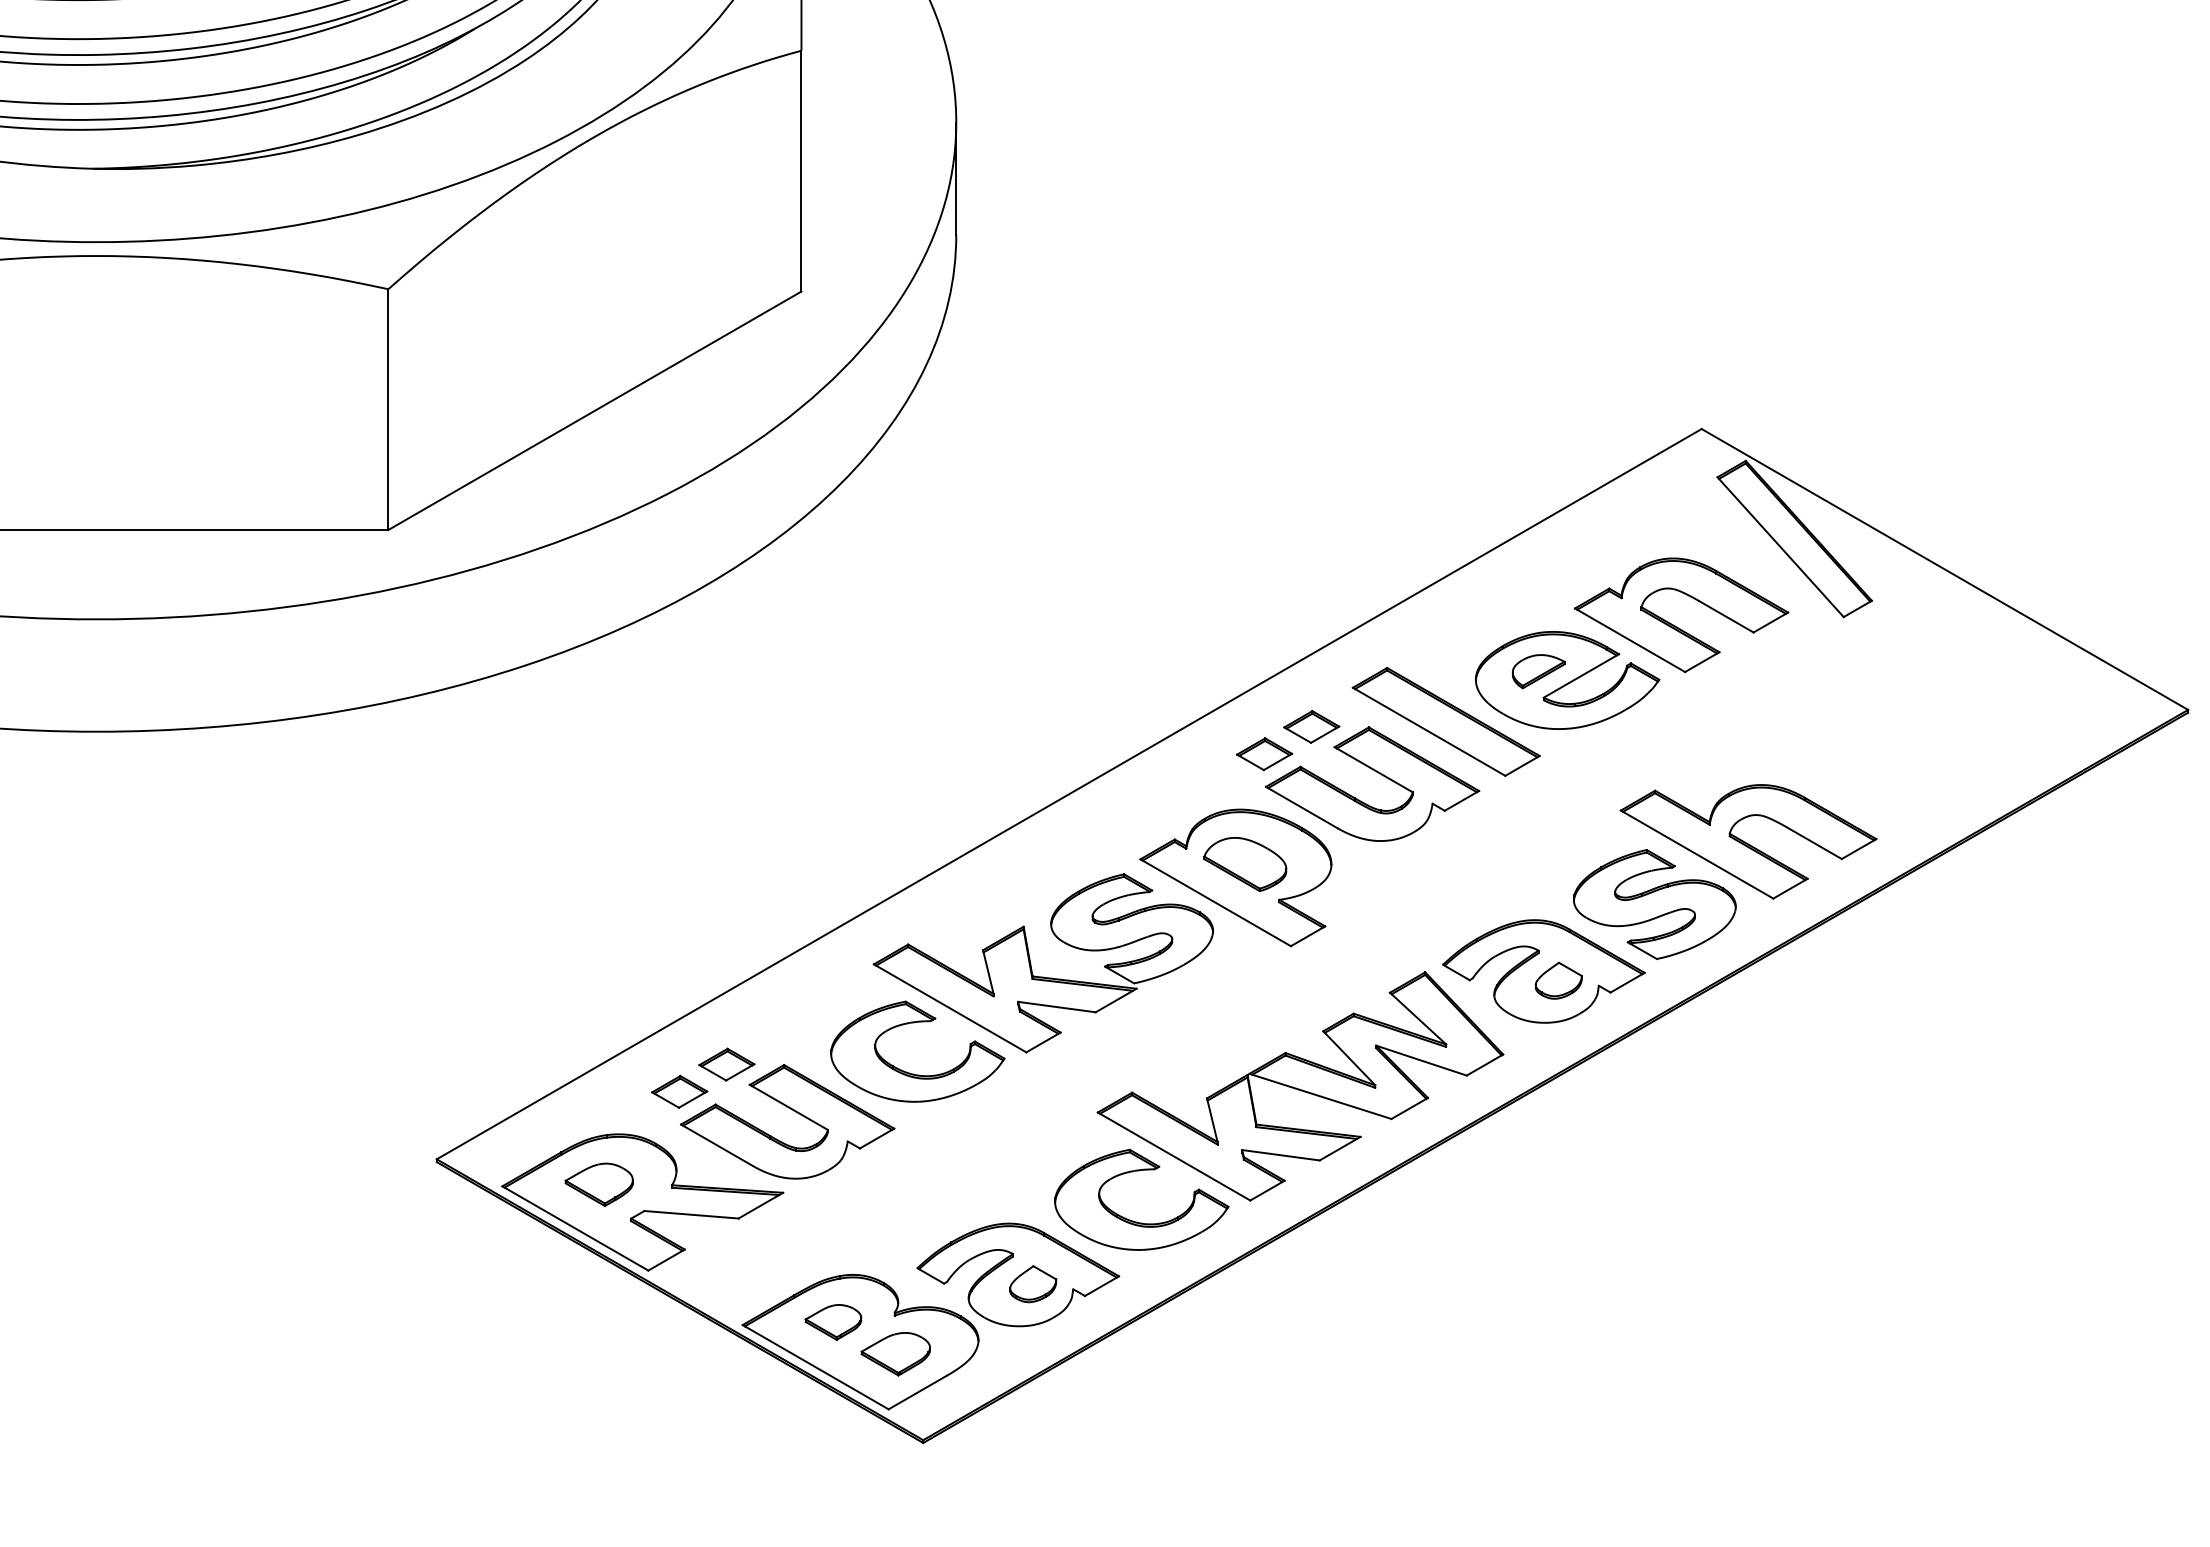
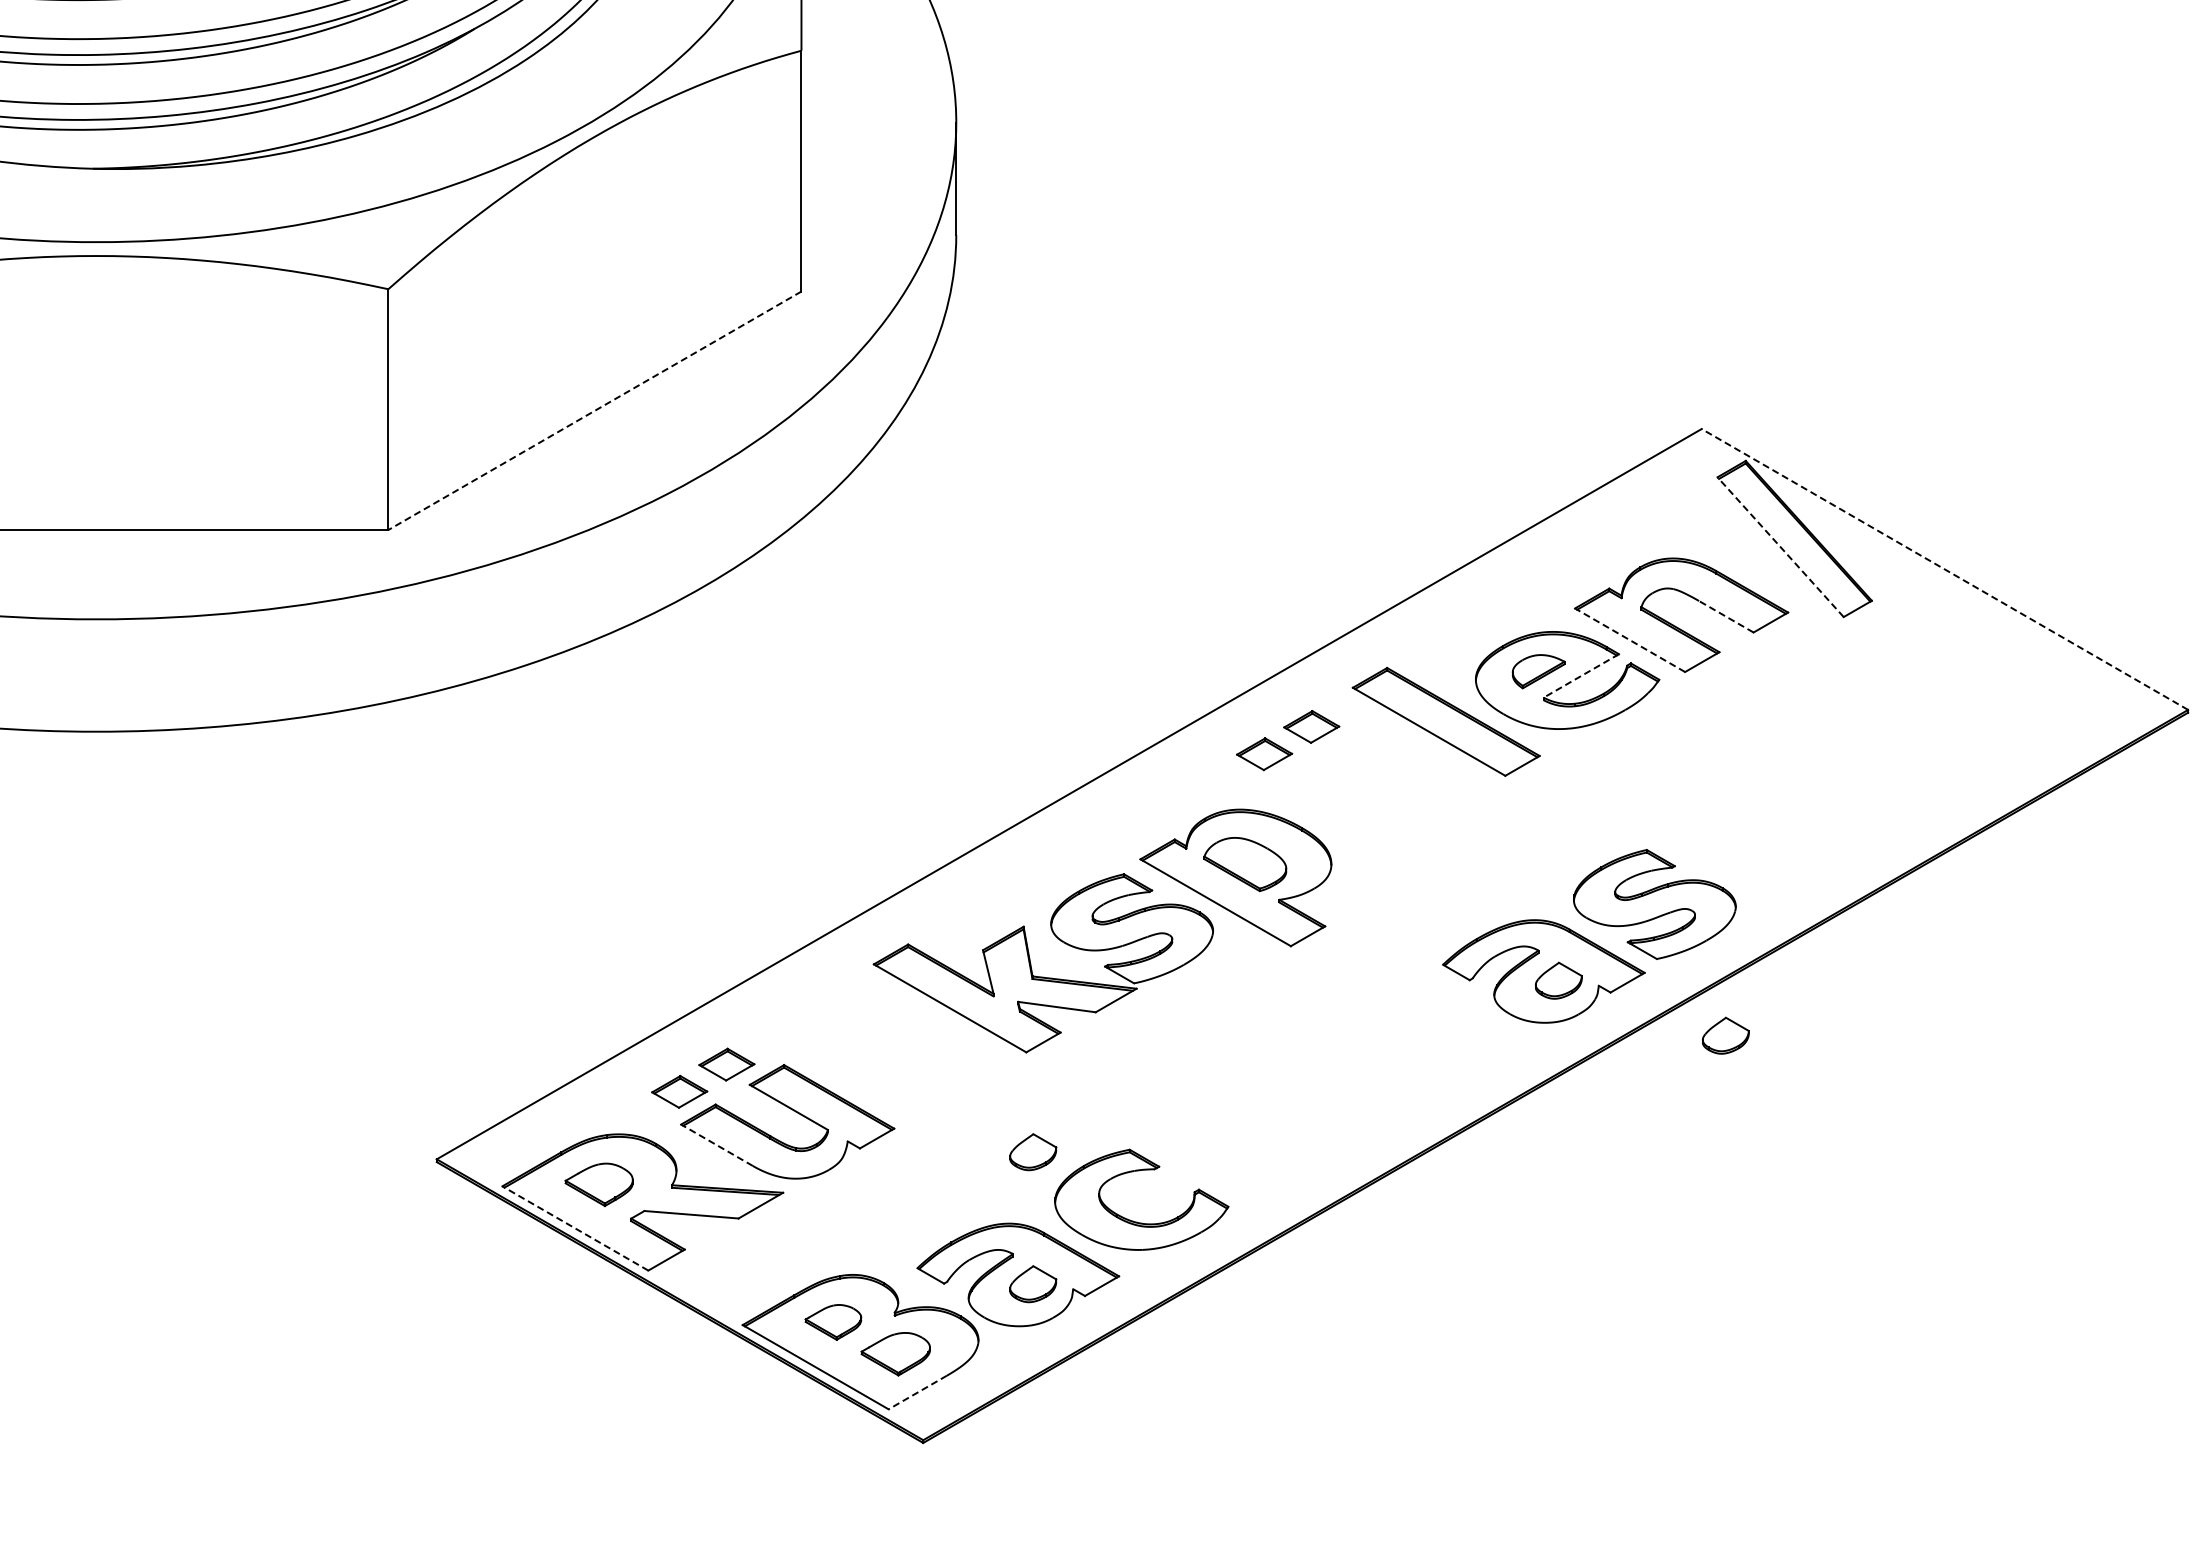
line: solid -> dashed (594, 410)
line: solid -> dashed (1780, 546)
line: solid -> dashed (1944, 569)
line: solid -> dashed (1725, 616)
line: solid -> dashed (1630, 640)
line: solid -> dashed (1580, 676)
part: present -> none (1379, 774)
part: present -> none (1748, 841)
part: none -> present (1725, 1035)
part: present -> none (913, 1073)
part: present -> none (1300, 1086)
line: solid -> dashed (716, 1144)
part: none -> present (1033, 1152)
line: solid -> dashed (574, 1228)
line: solid -> dashed (917, 1392)
